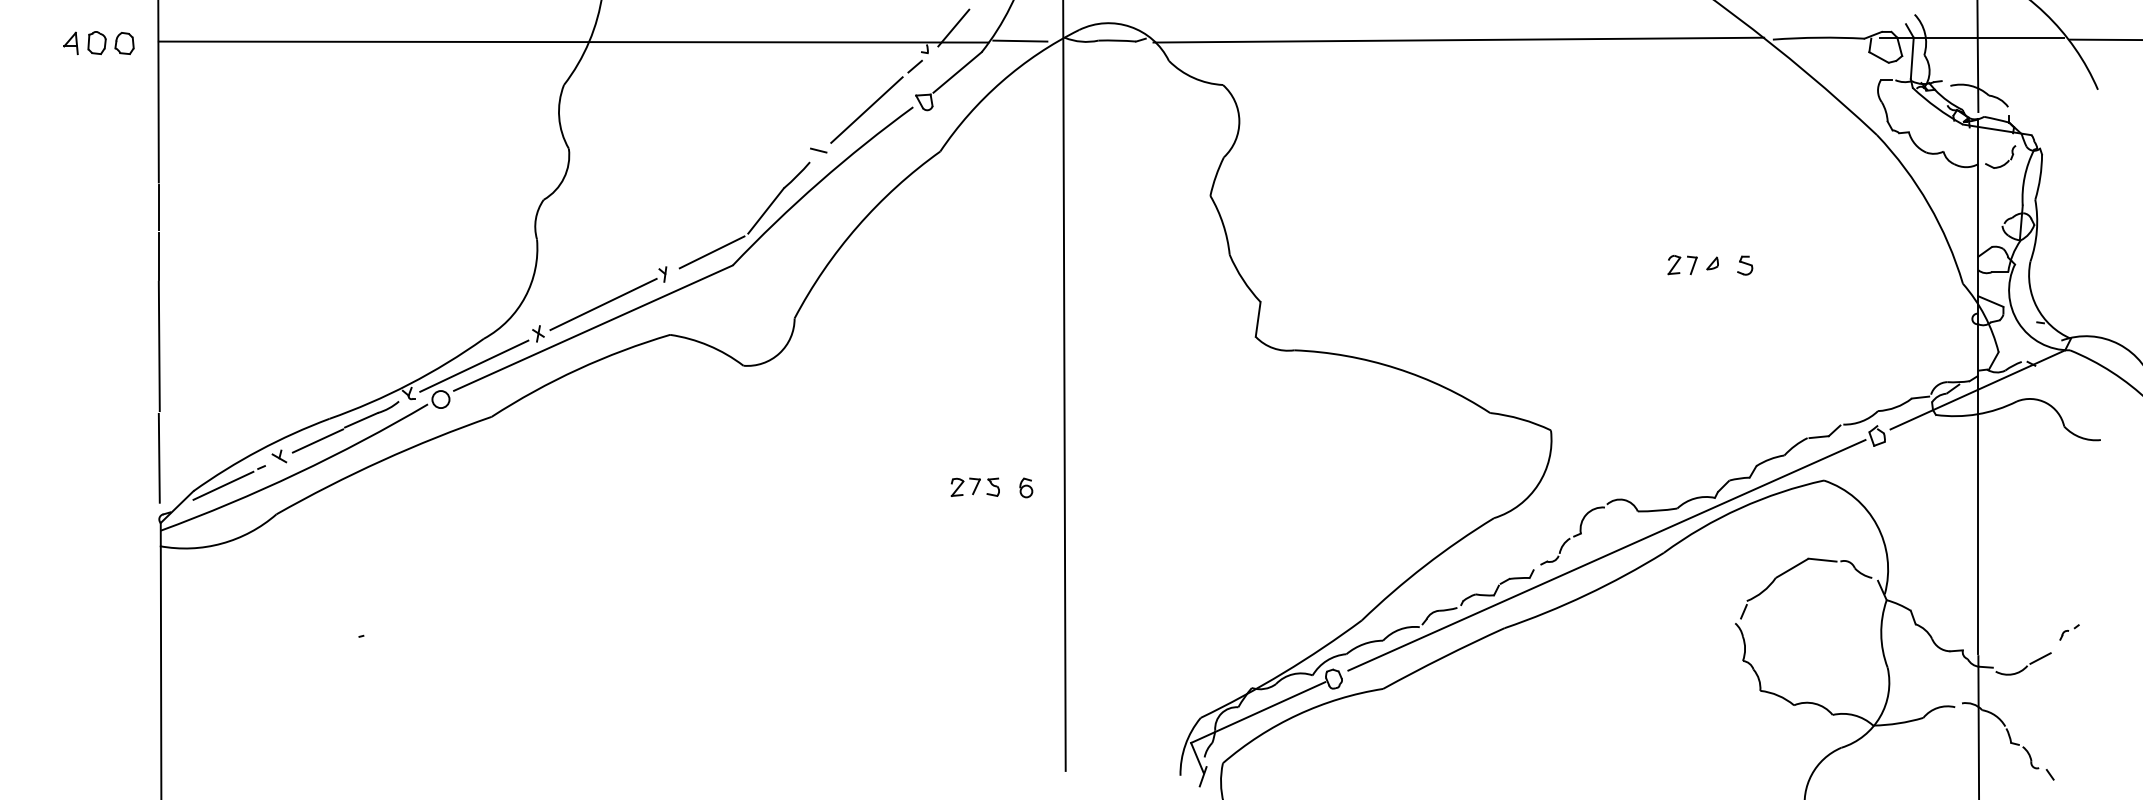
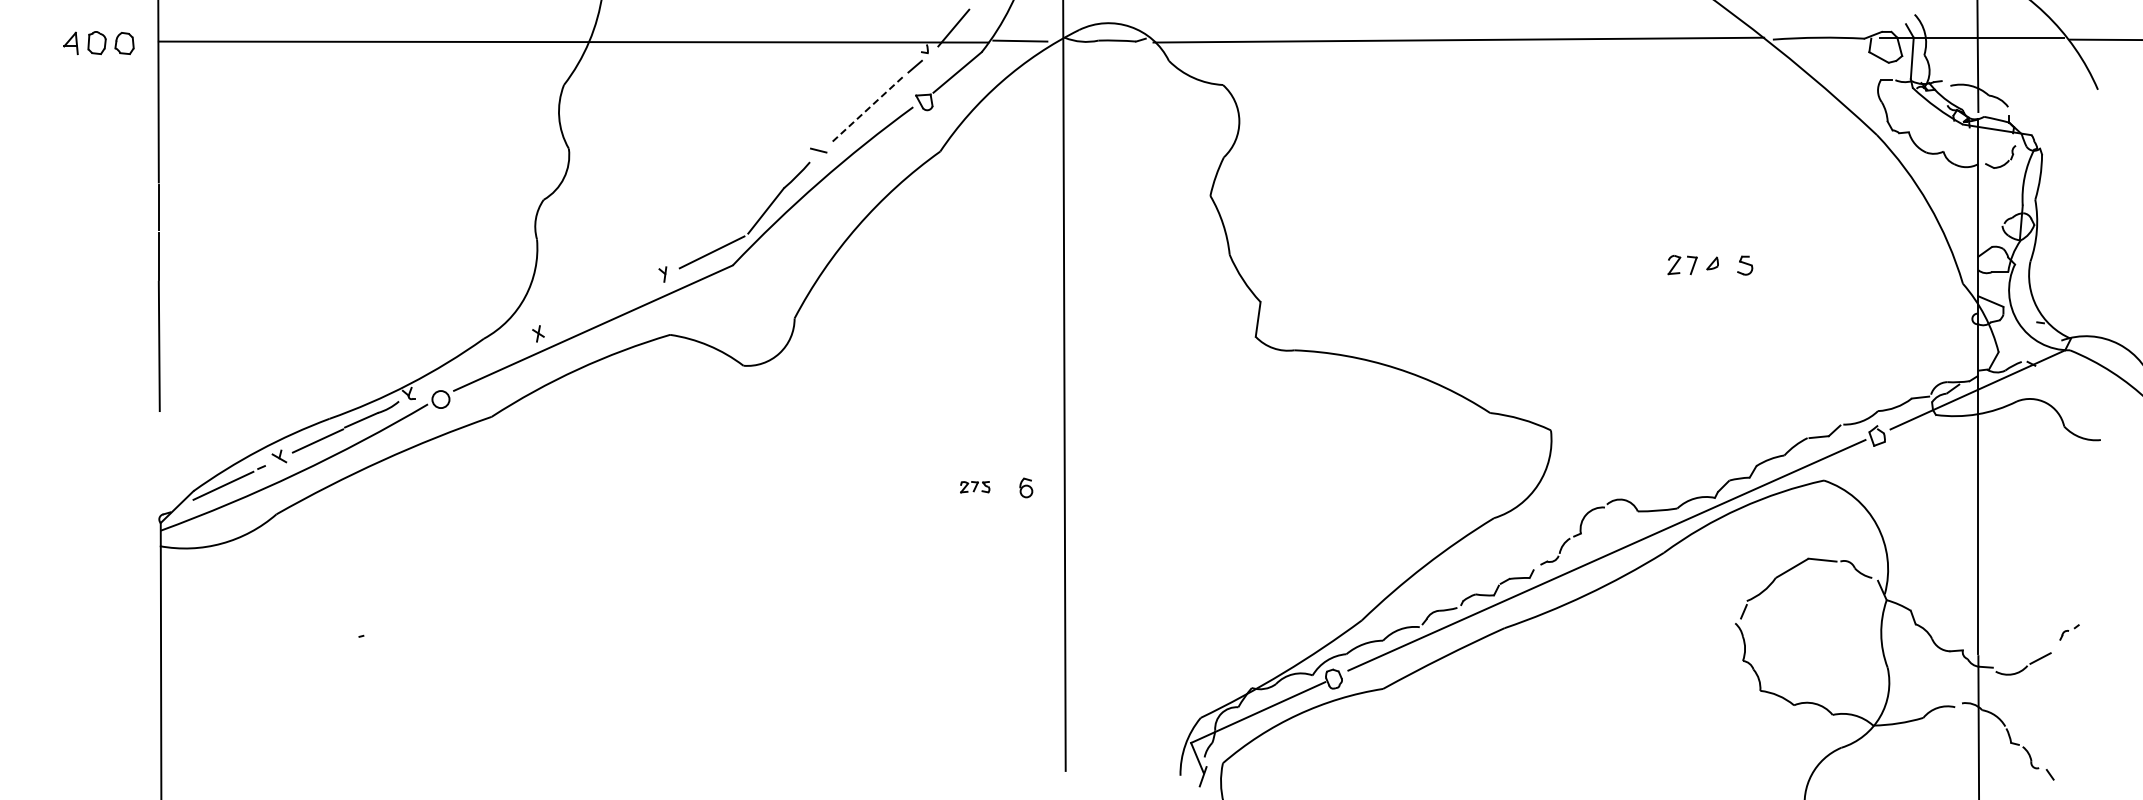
line: solid -> dashed (866, 110)
line: present -> none (603, 304)
line: present -> none (474, 365)
line: present -> none (158, 457)
part size: 50x20 px -> 31x13 px (975, 487)
